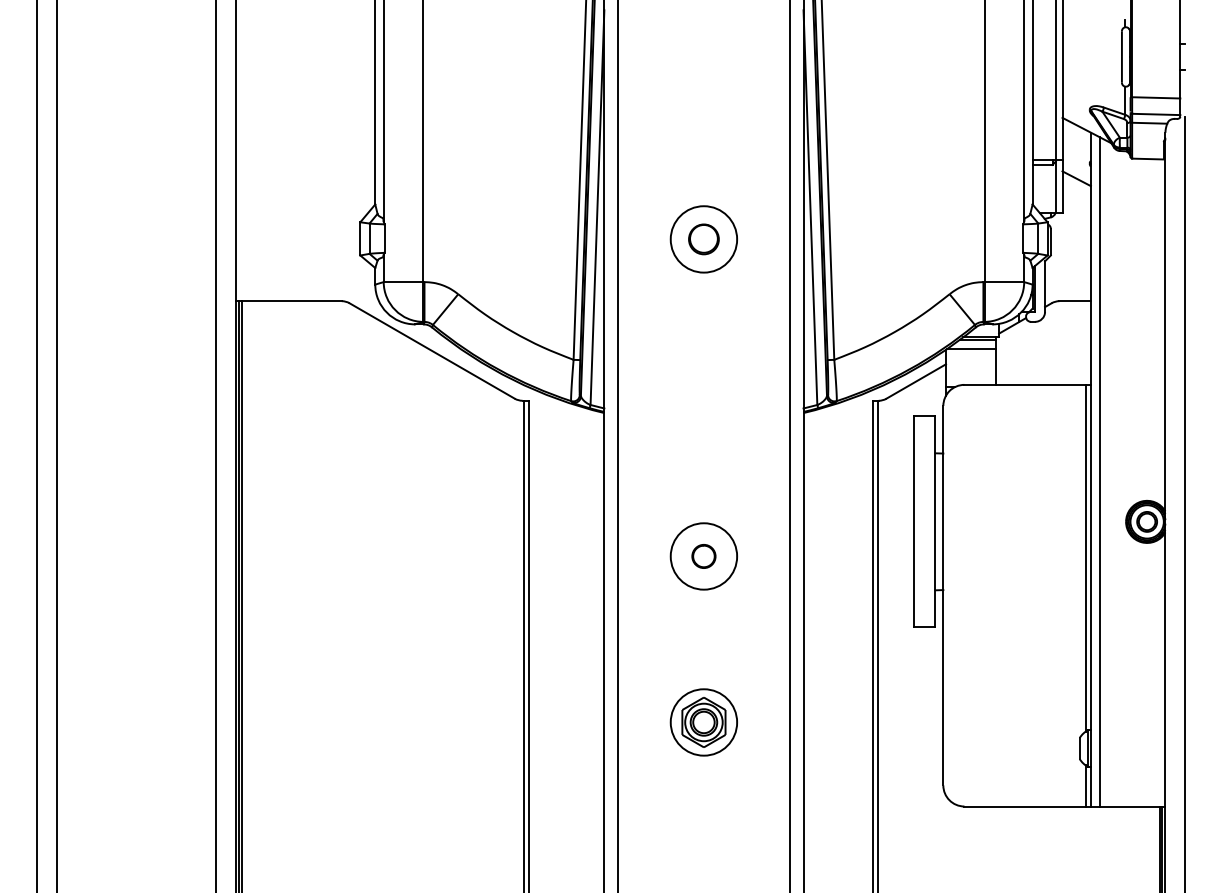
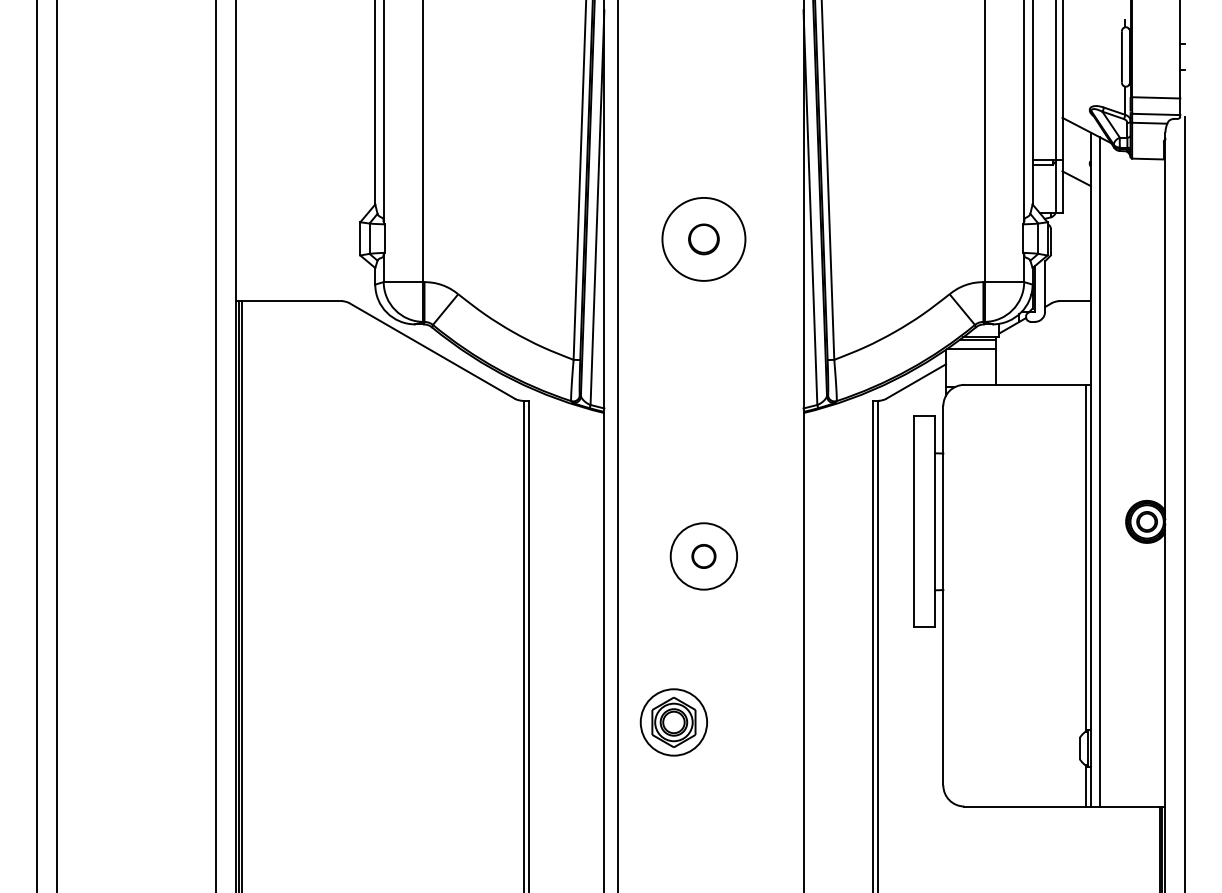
circle diameter: 66 px -> 83 px (703, 238)
line: present -> none (790, 445)
part position: (703, 722) -> (673, 722) (673, 722)
